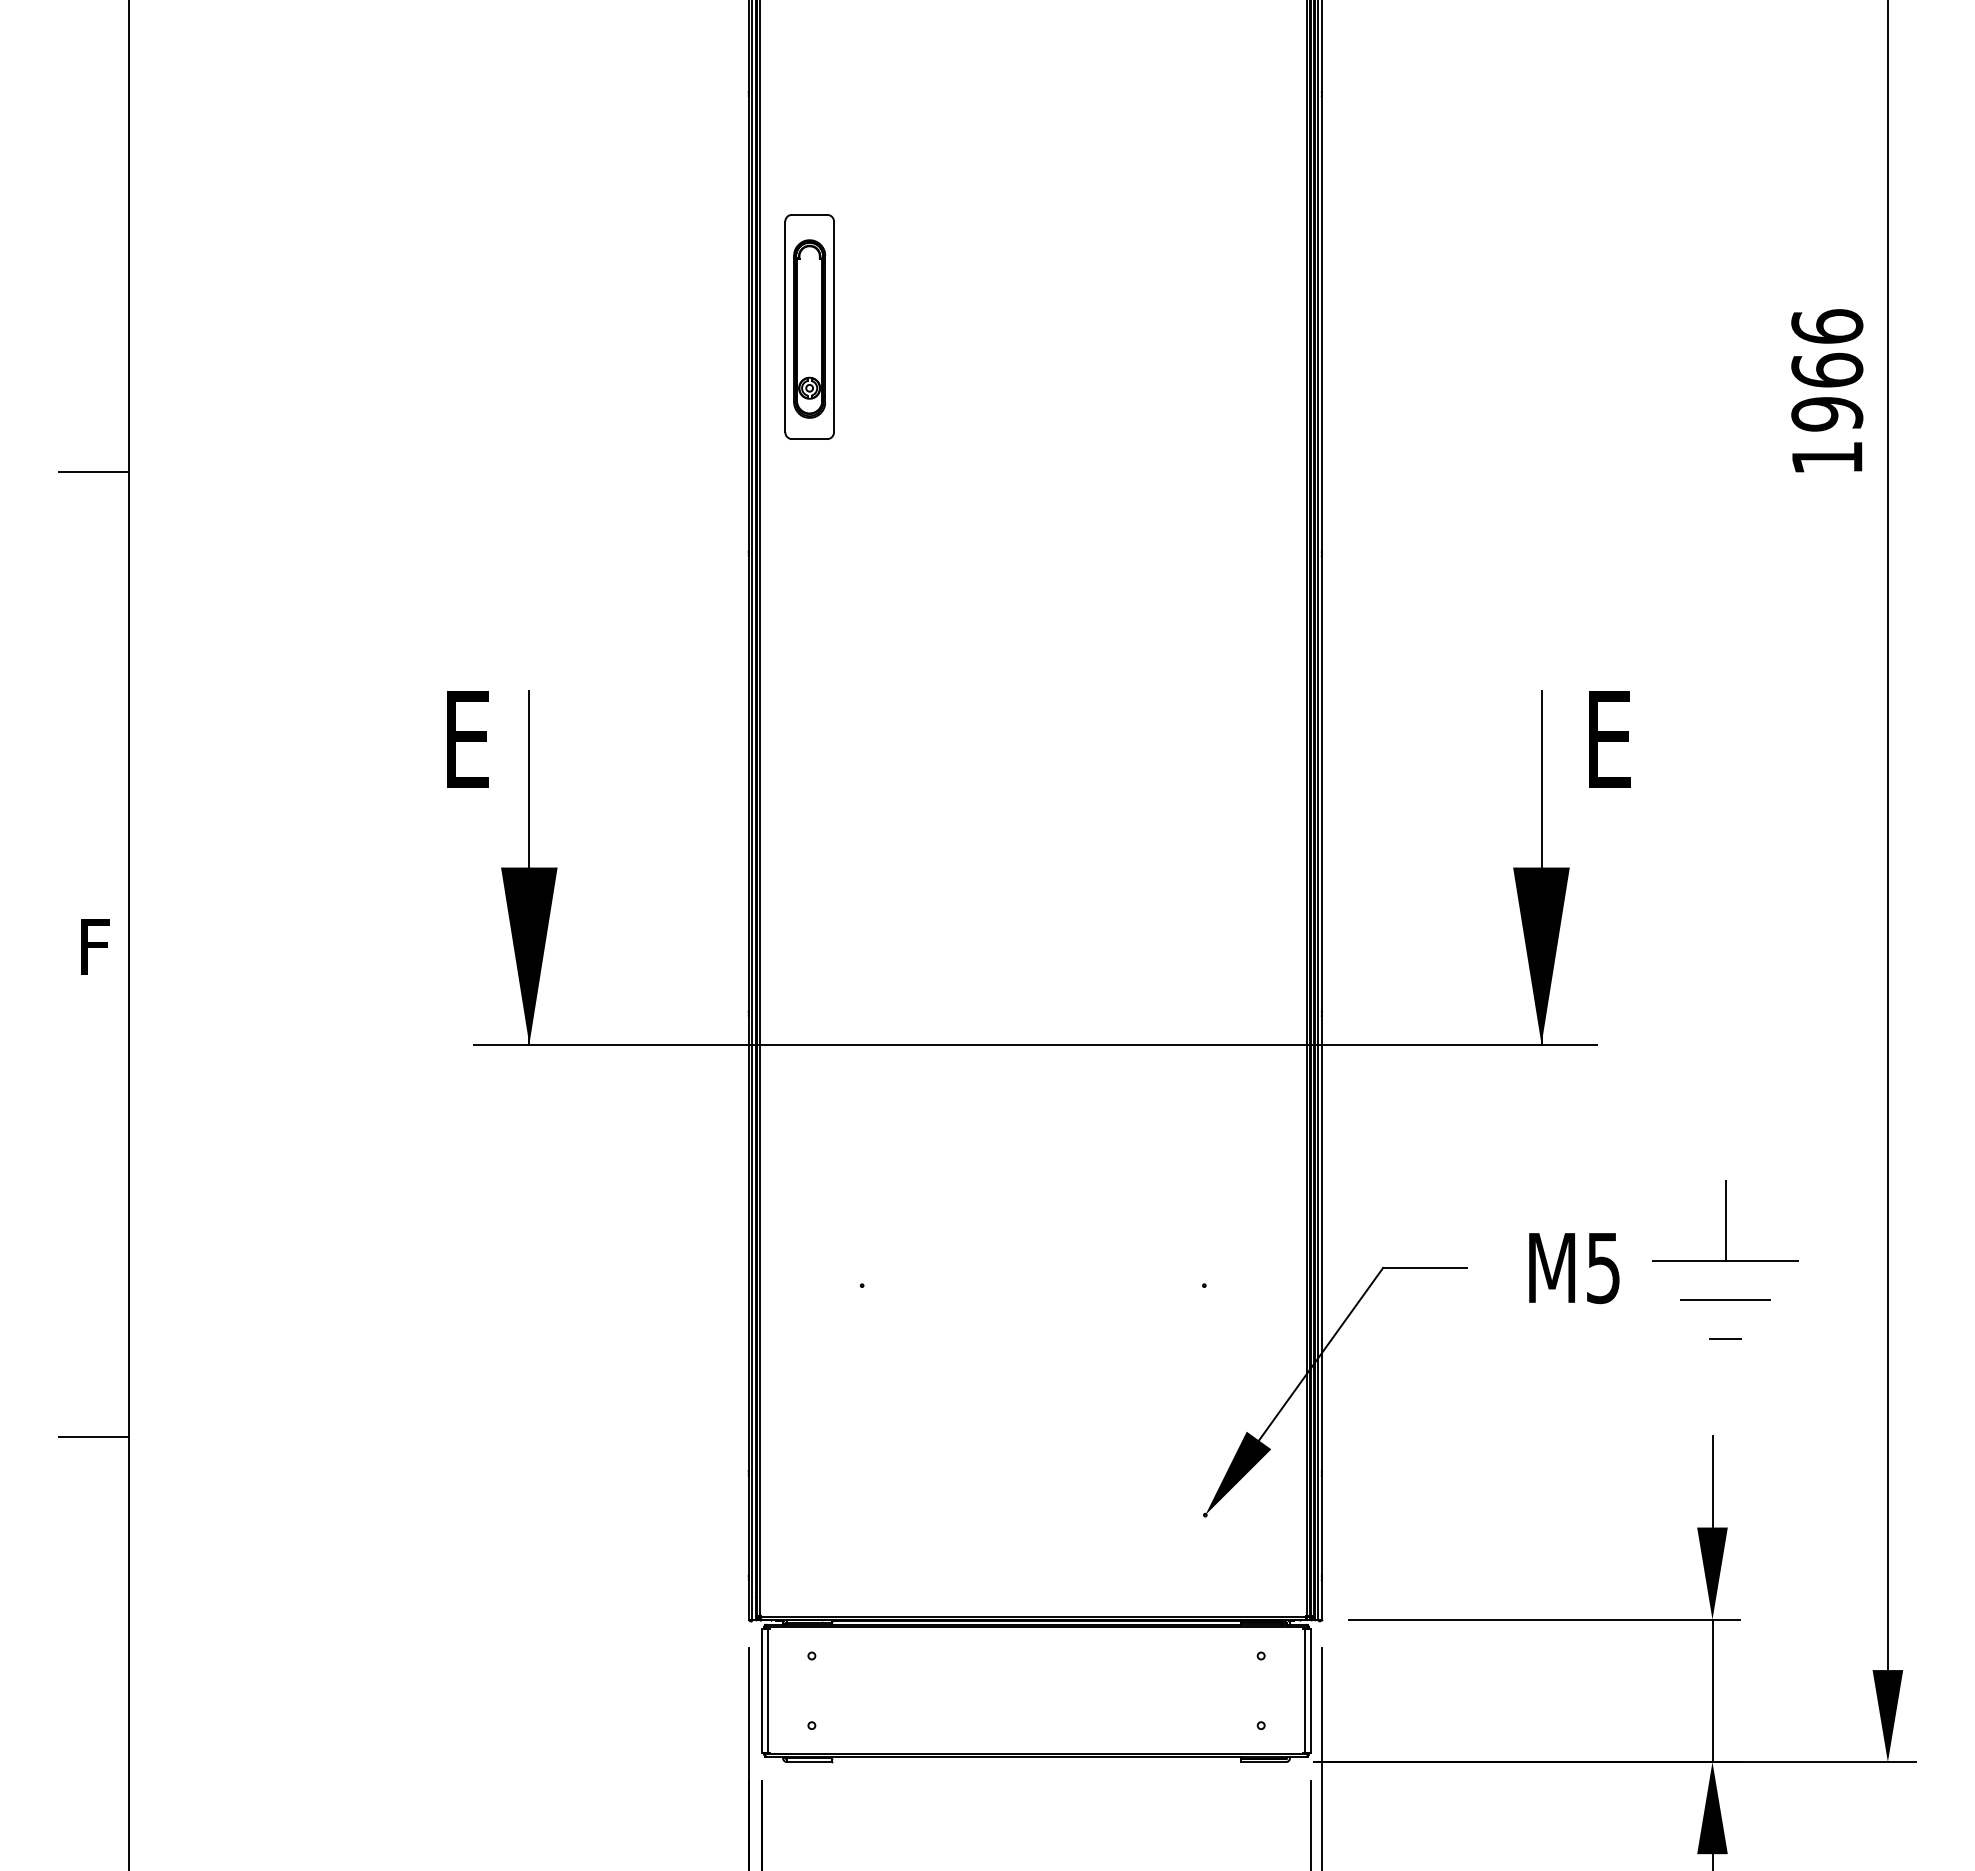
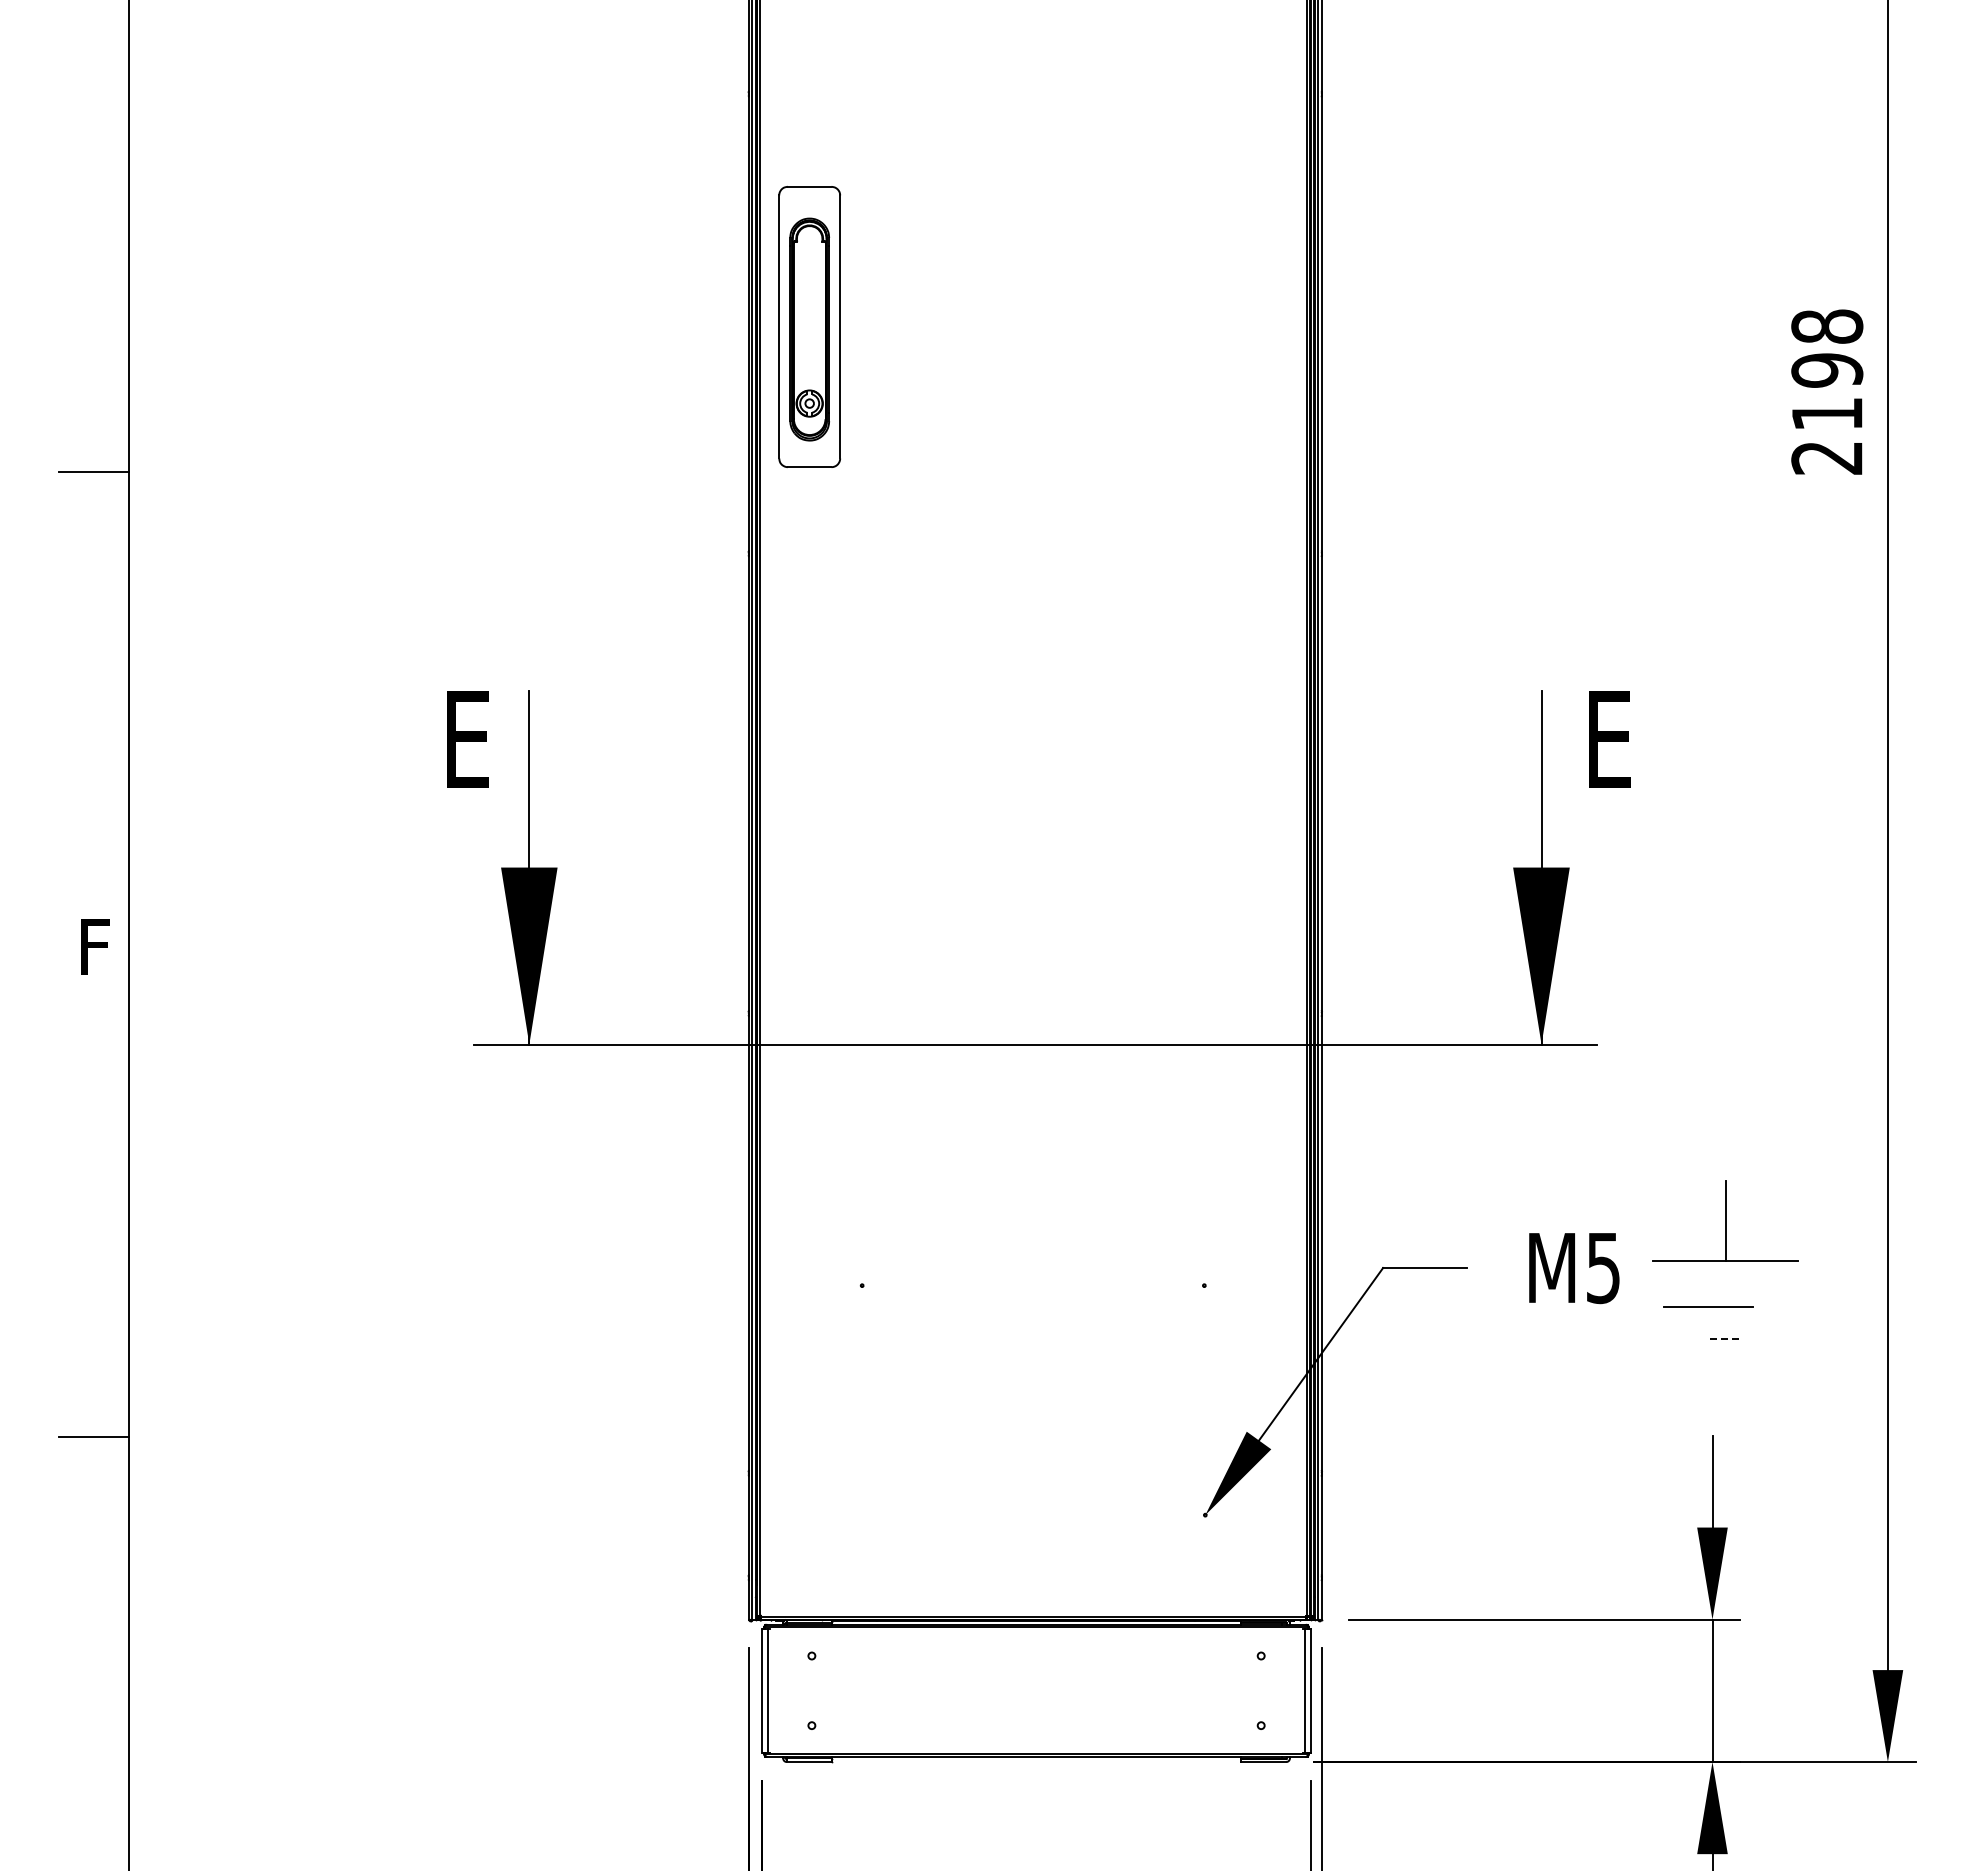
part size: 51x226 px -> 63x282 px (809, 326)
text: 1966 -> 2198 (1827, 391)
line position: (1725, 1299) -> (1708, 1306) (1708, 1306)
line: solid -> dashed (1725, 1338)
